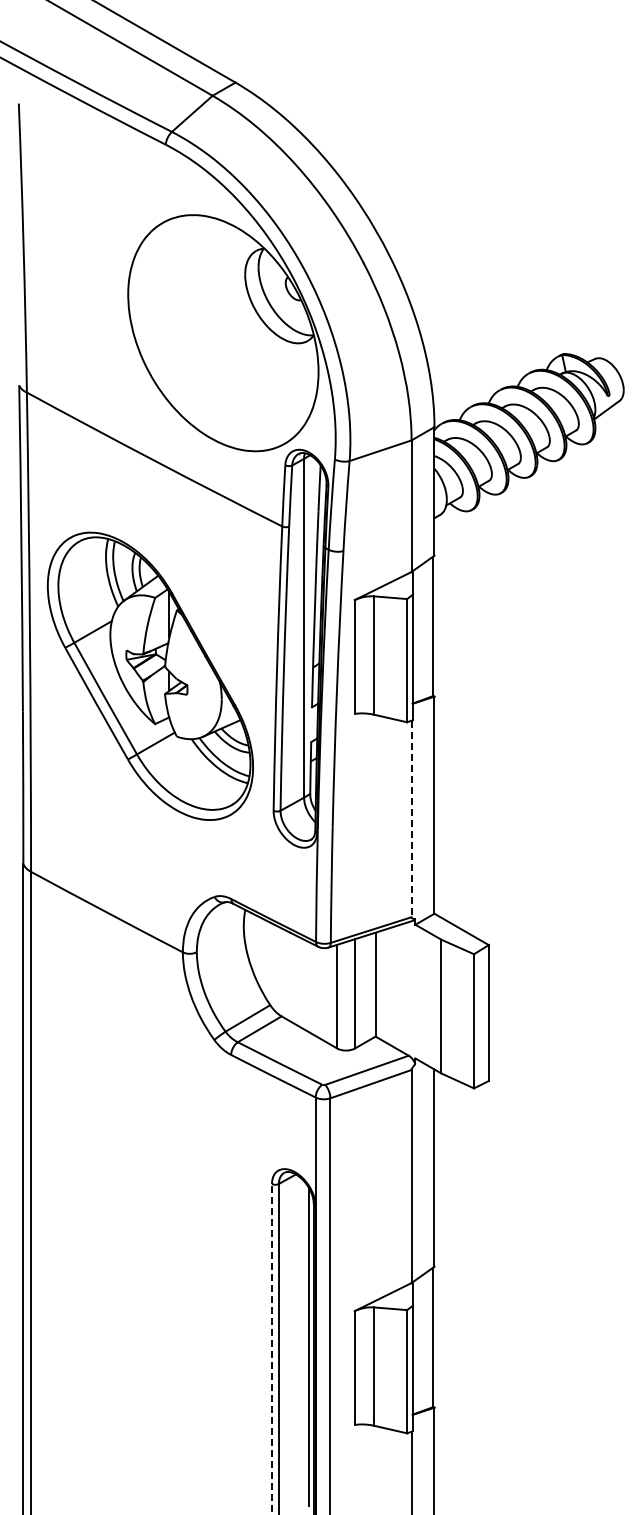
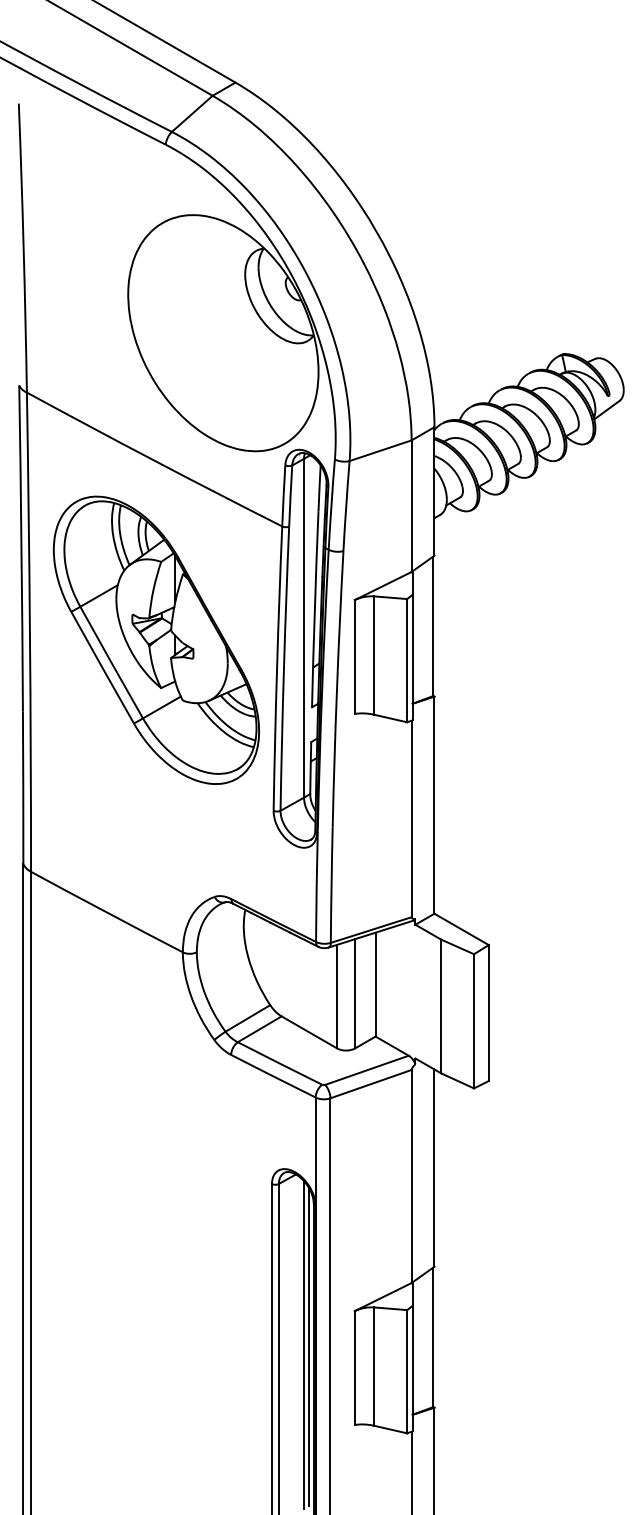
part position: (149, 675) -> (155, 639) (155, 639)
line: dashed -> solid (411, 819)
line: none -> present (304, 1344)
line: dashed -> solid (272, 1348)
